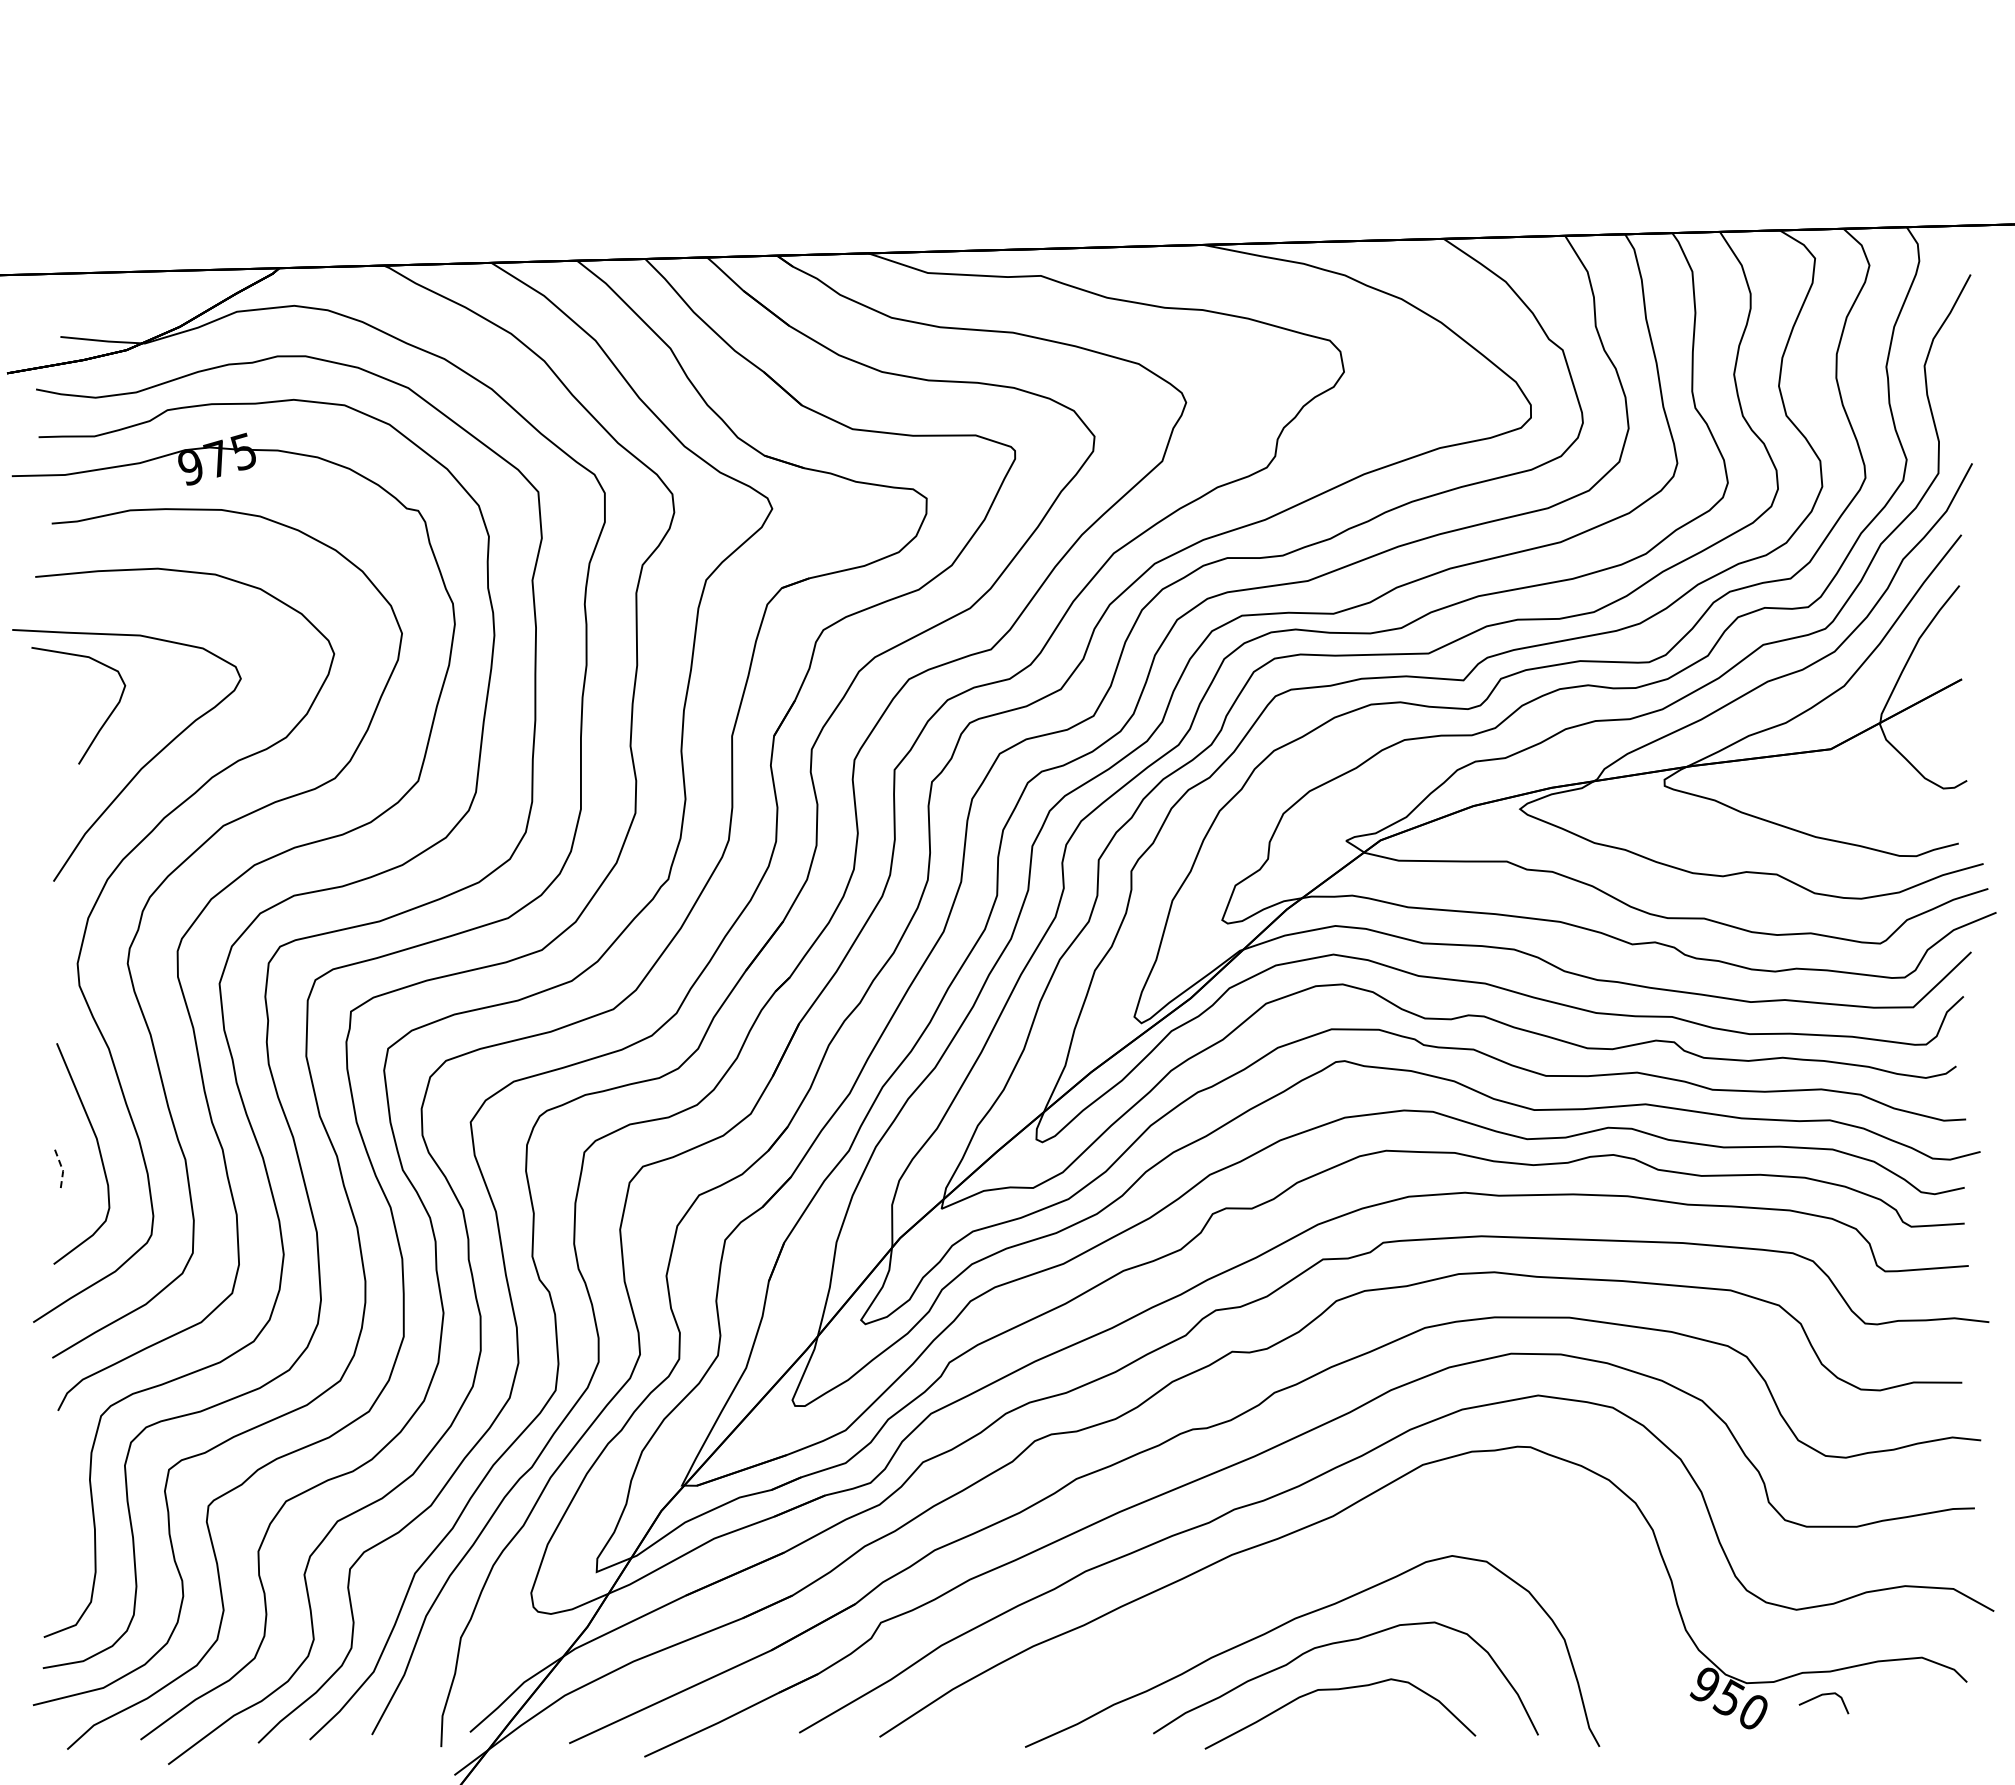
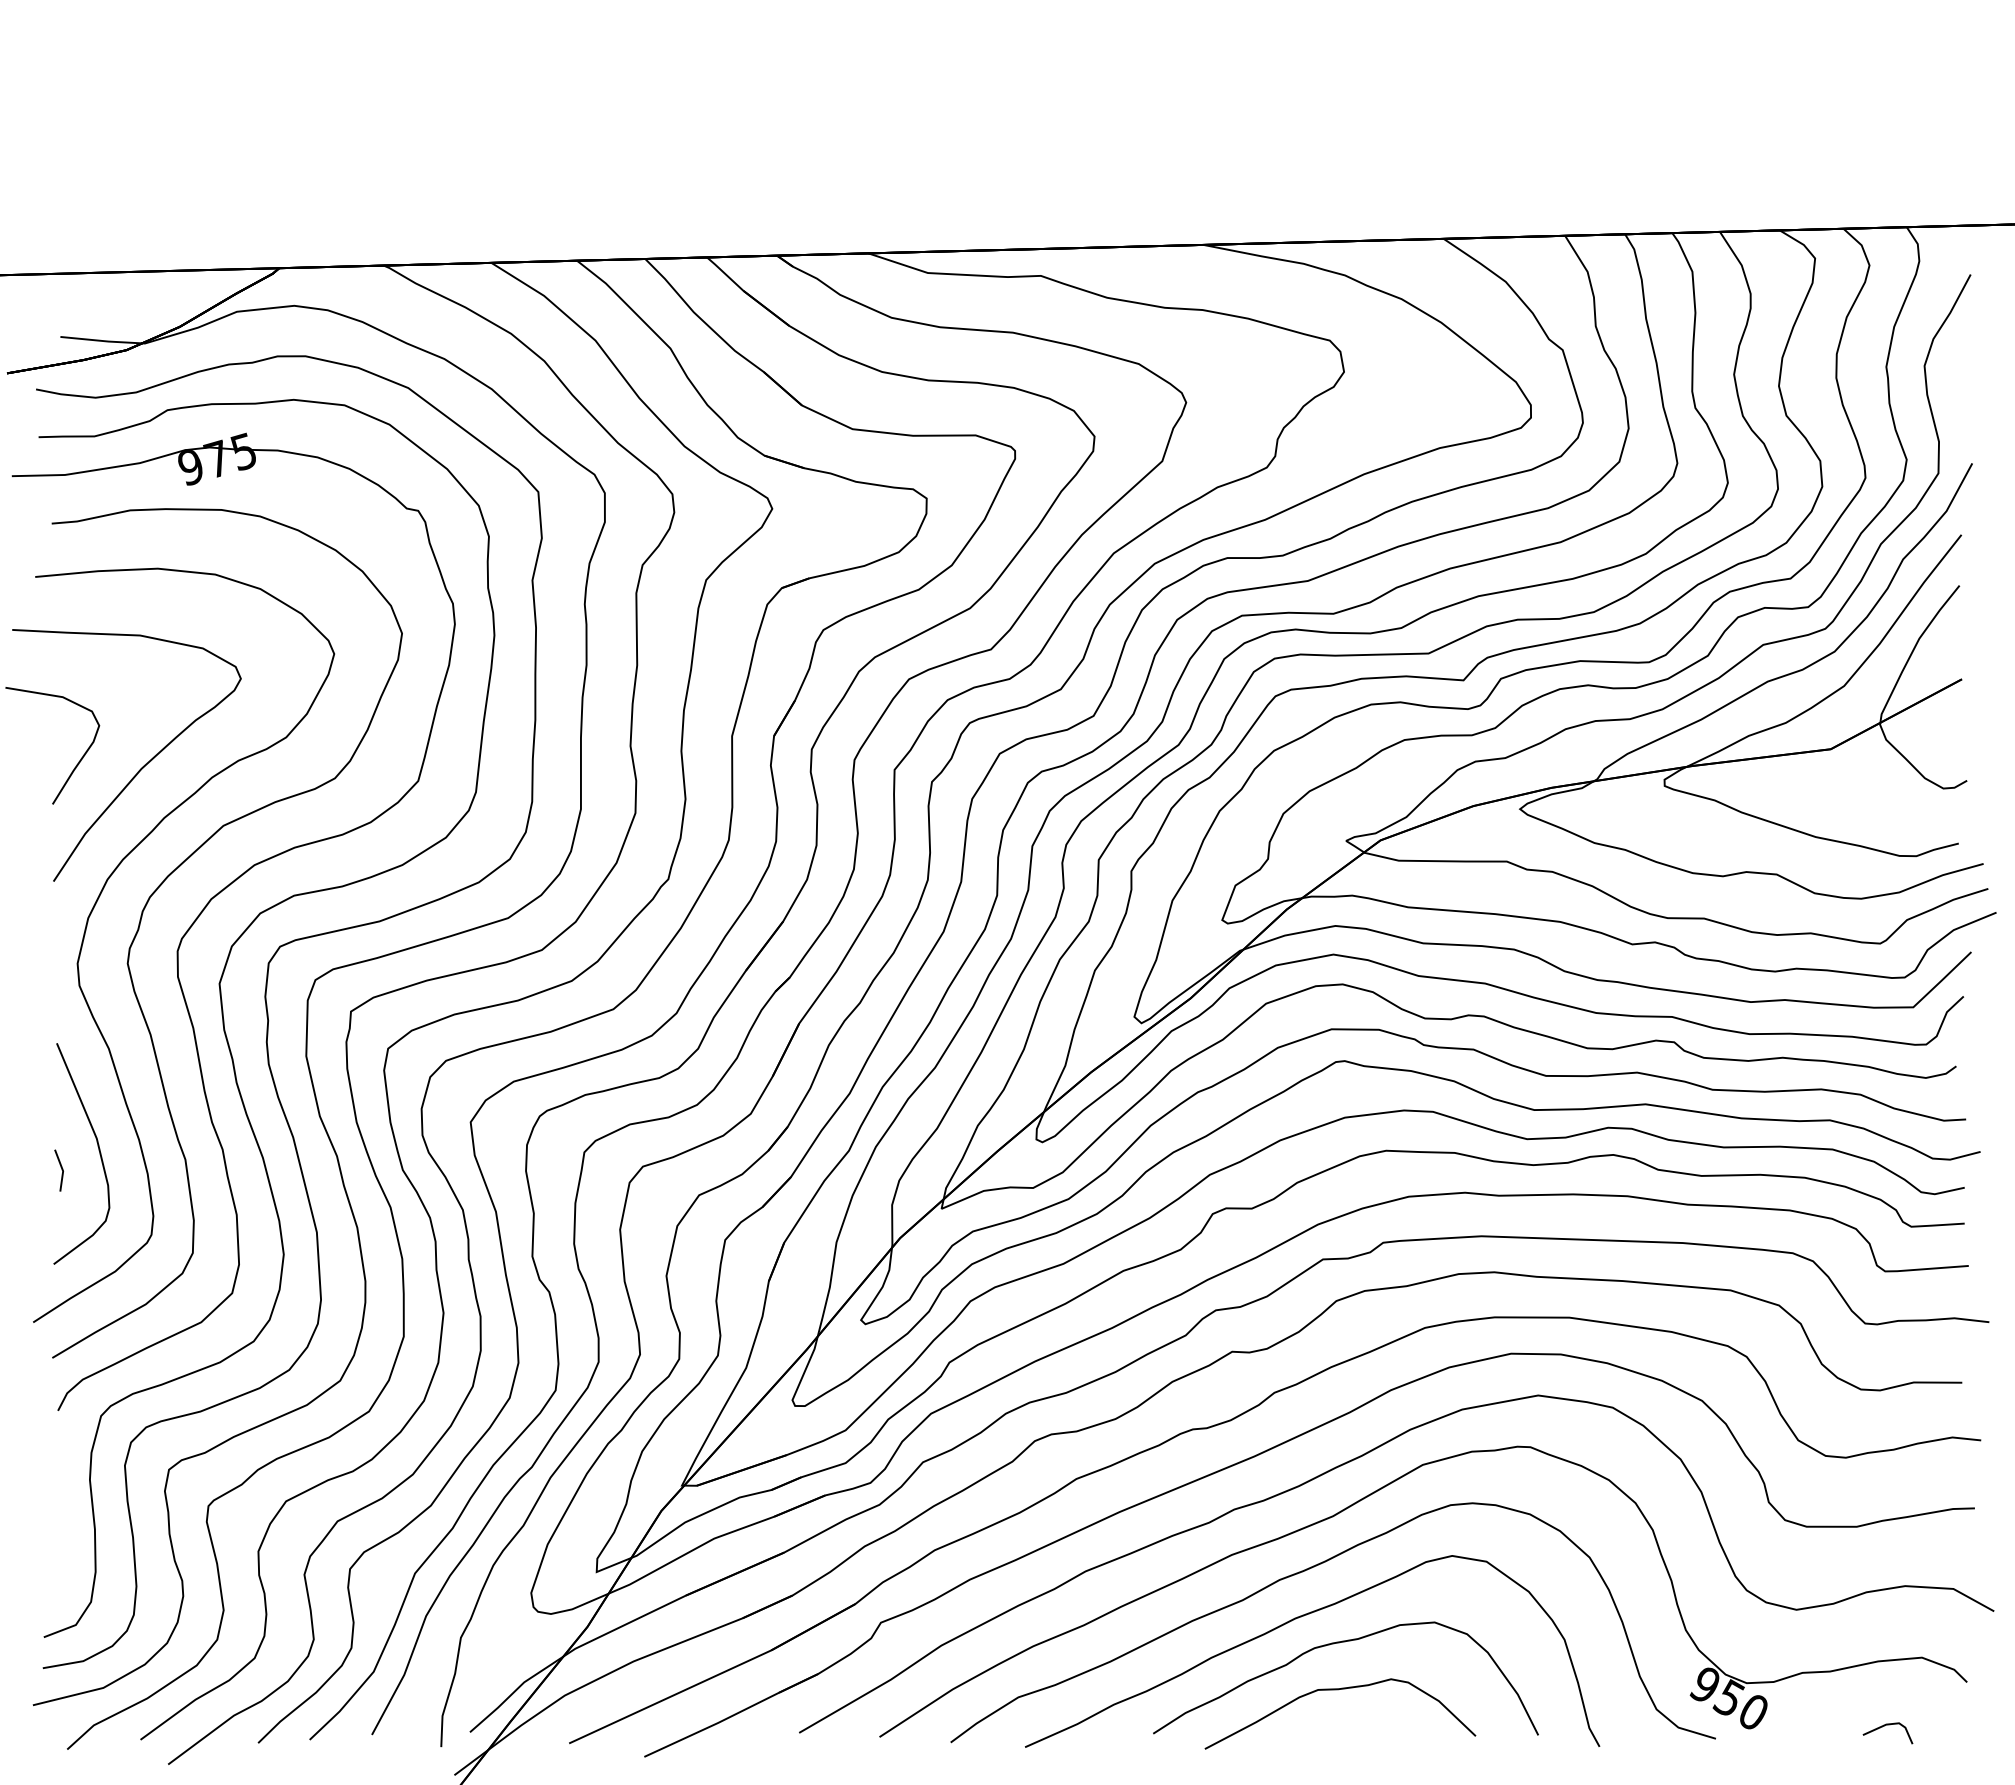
curve position: (104, 721) -> (78, 761) (78, 761)
line: dashed -> solid (63, 1171)
curve: none -> present (1312, 1568)
line position: (1820, 1696) -> (1884, 1726) (1884, 1726)
